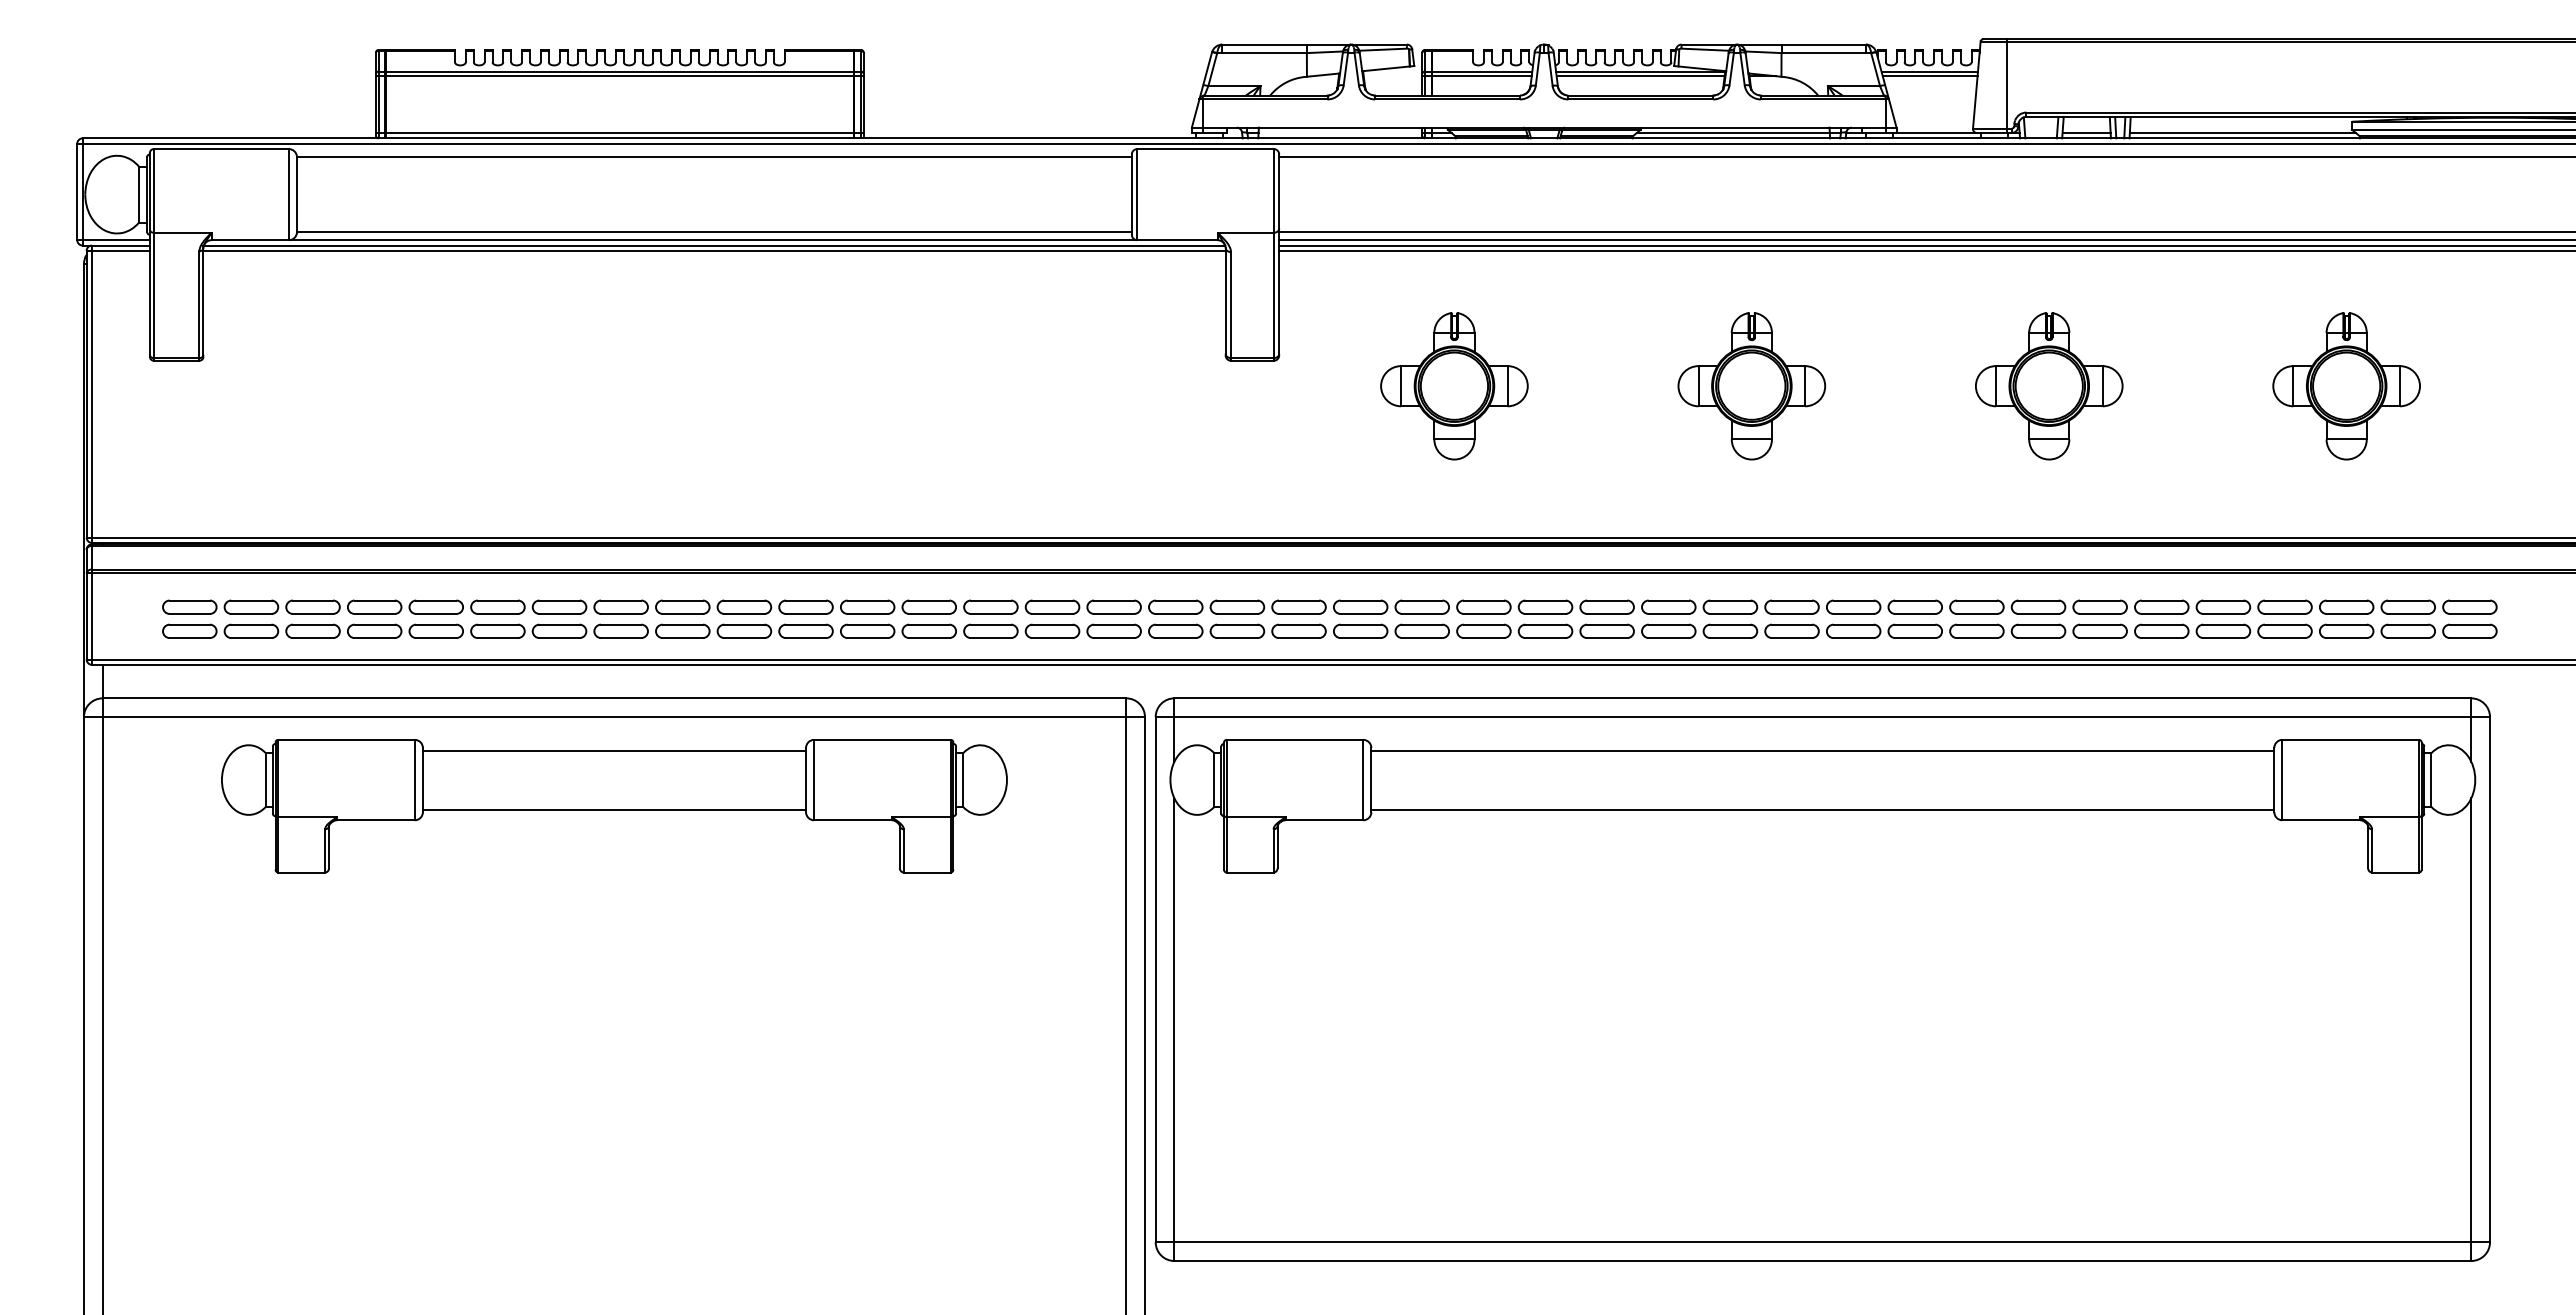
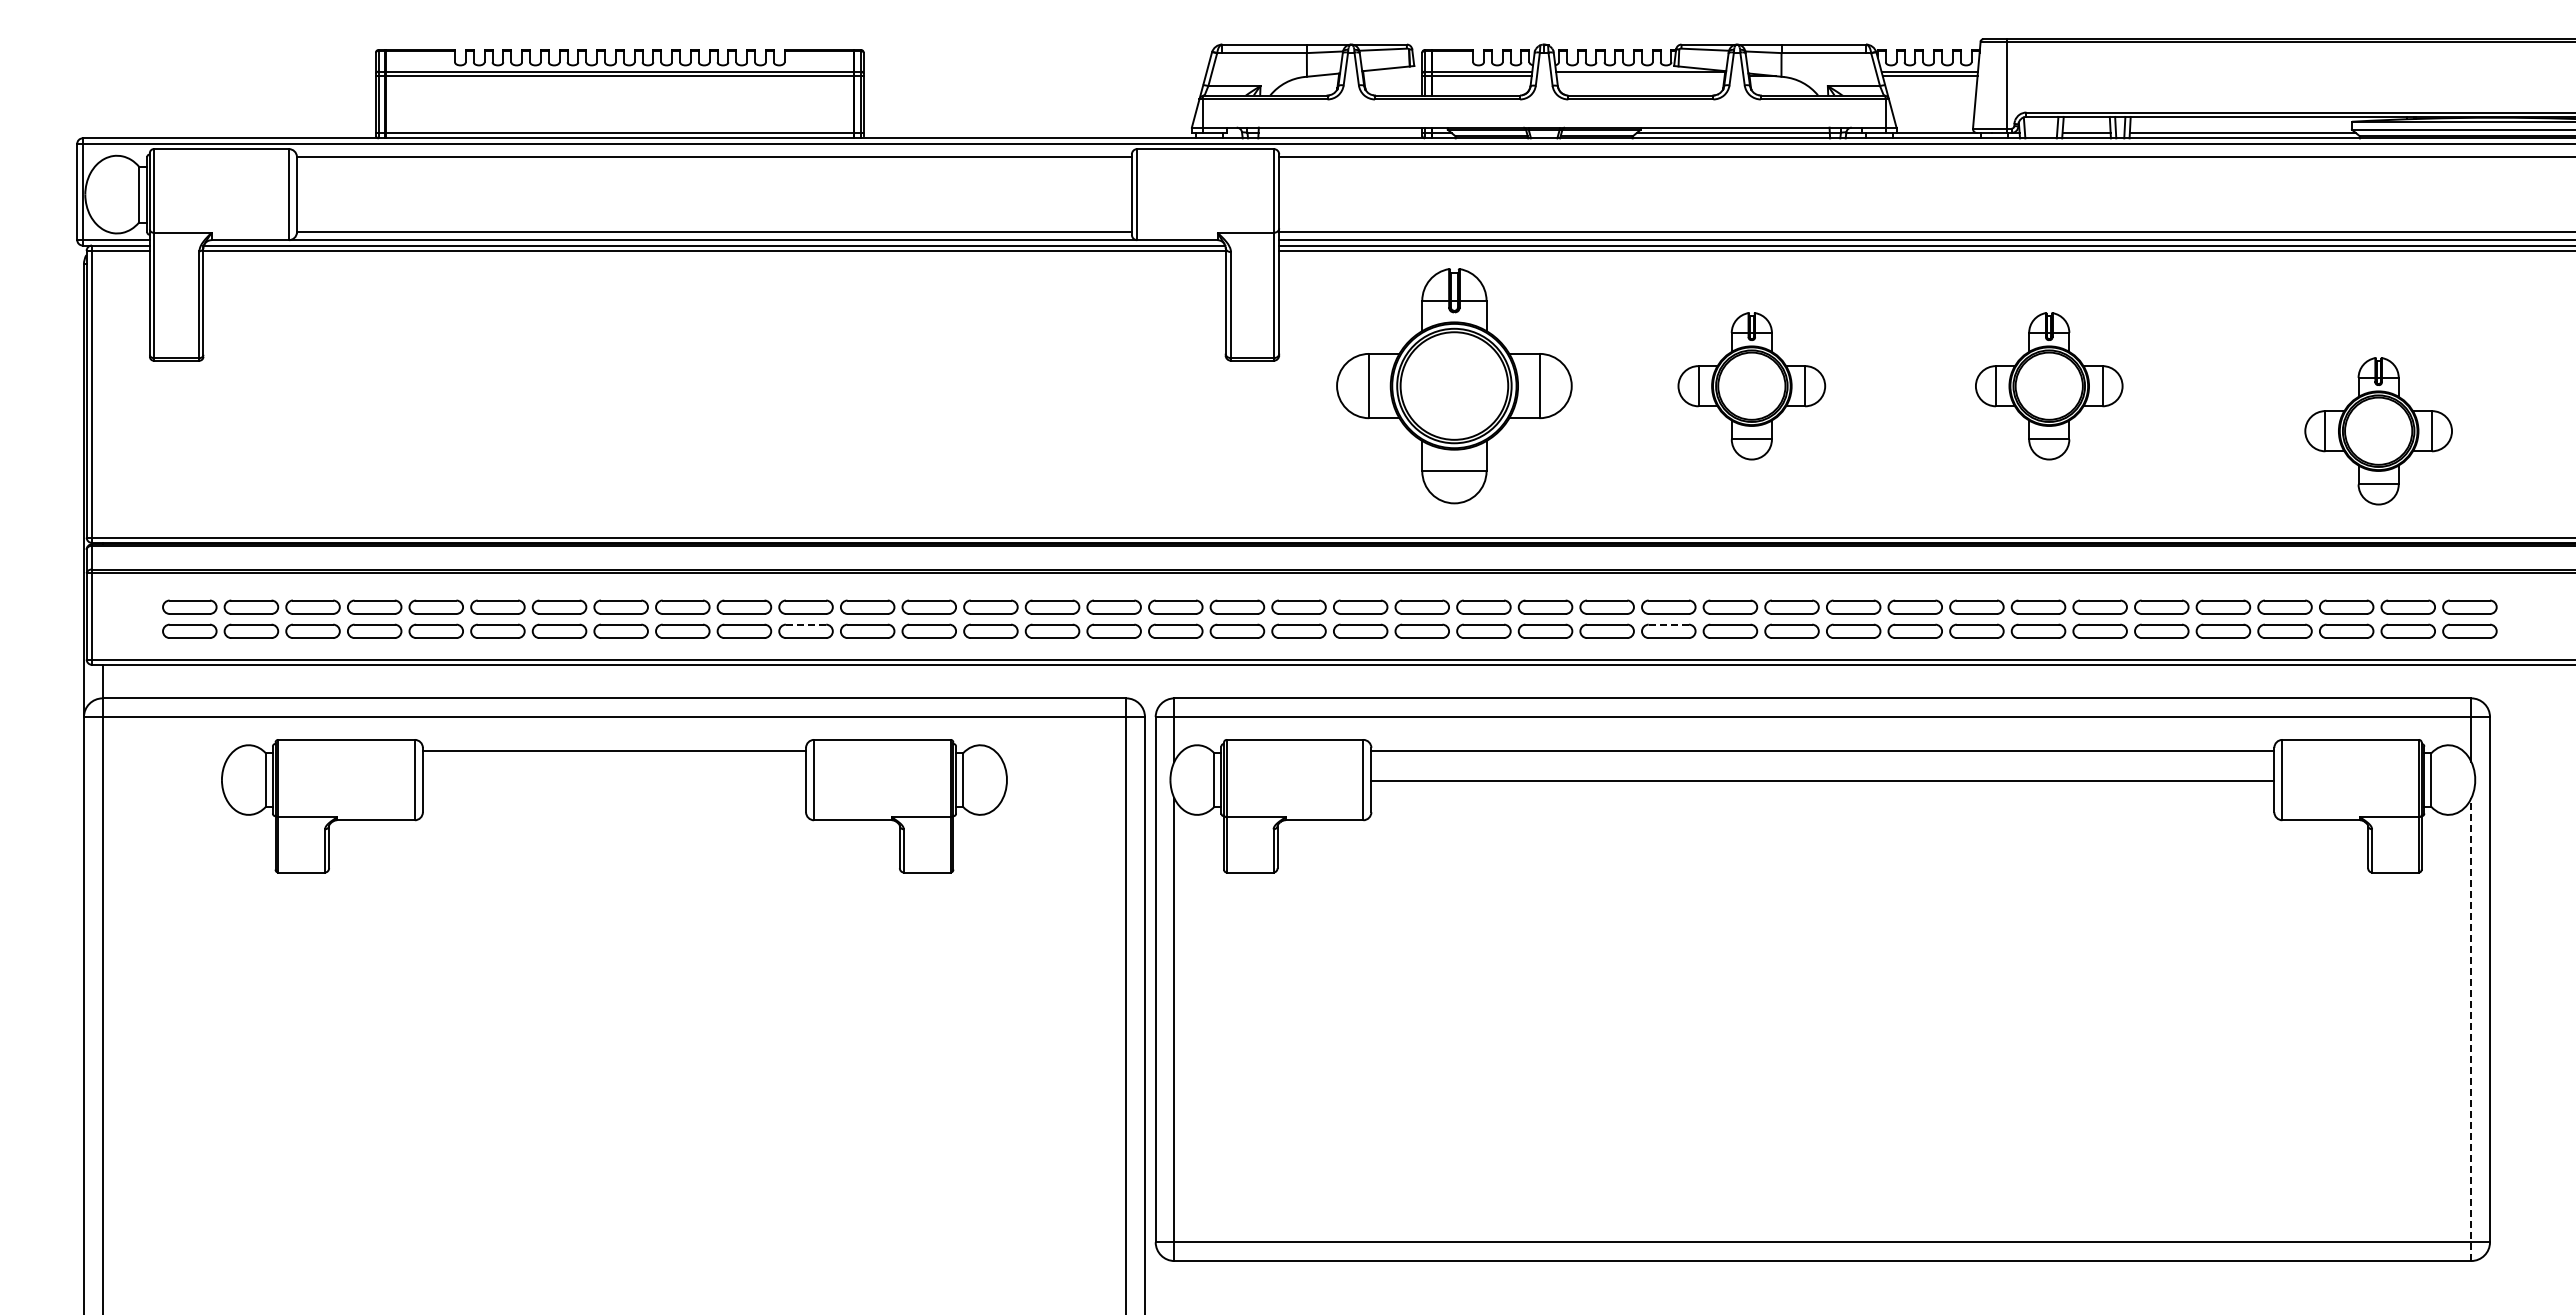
line: present -> none (1640, 76)
part size: 149x149 px -> 237x237 px (1454, 386)
part position: (2346, 386) -> (2378, 431) (2378, 431)
line: solid -> dashed (805, 624)
line: solid -> dashed (1668, 624)
line: present -> none (614, 809)
line position: (1822, 809) -> (1822, 780) (1822, 780)
line: solid -> dashed (2471, 1029)
